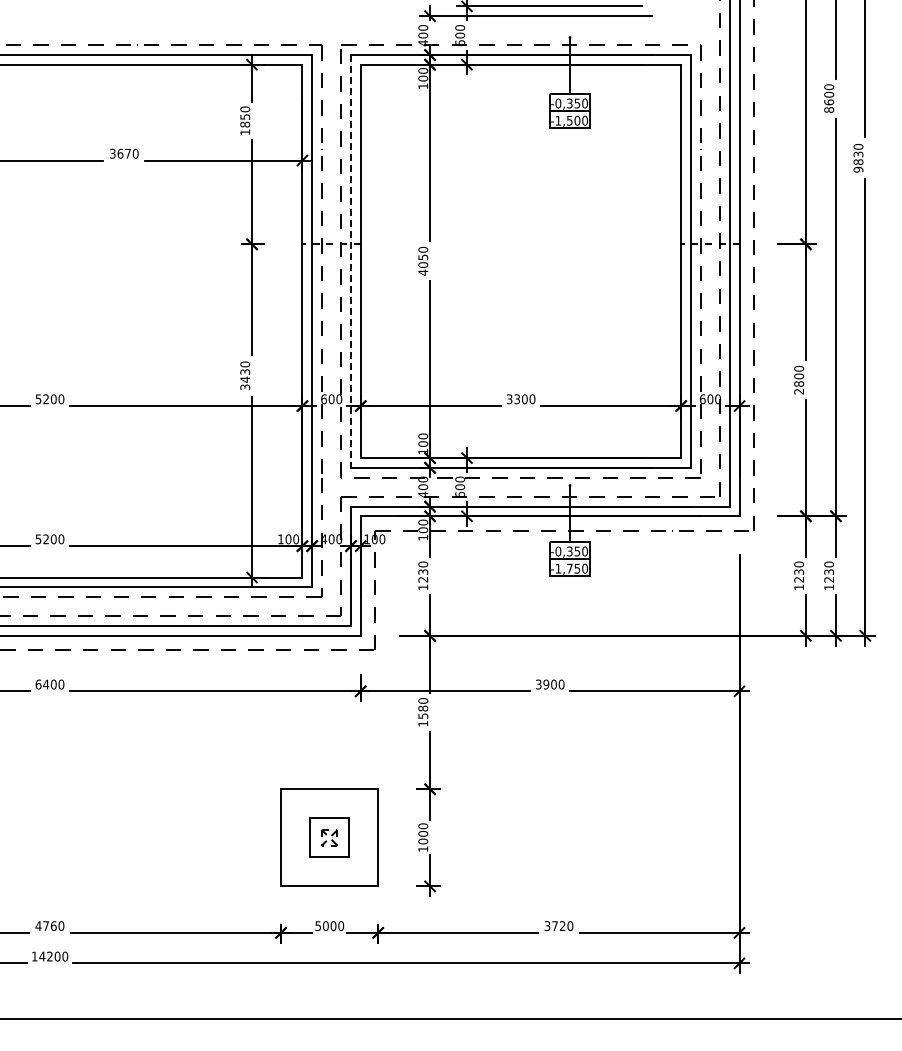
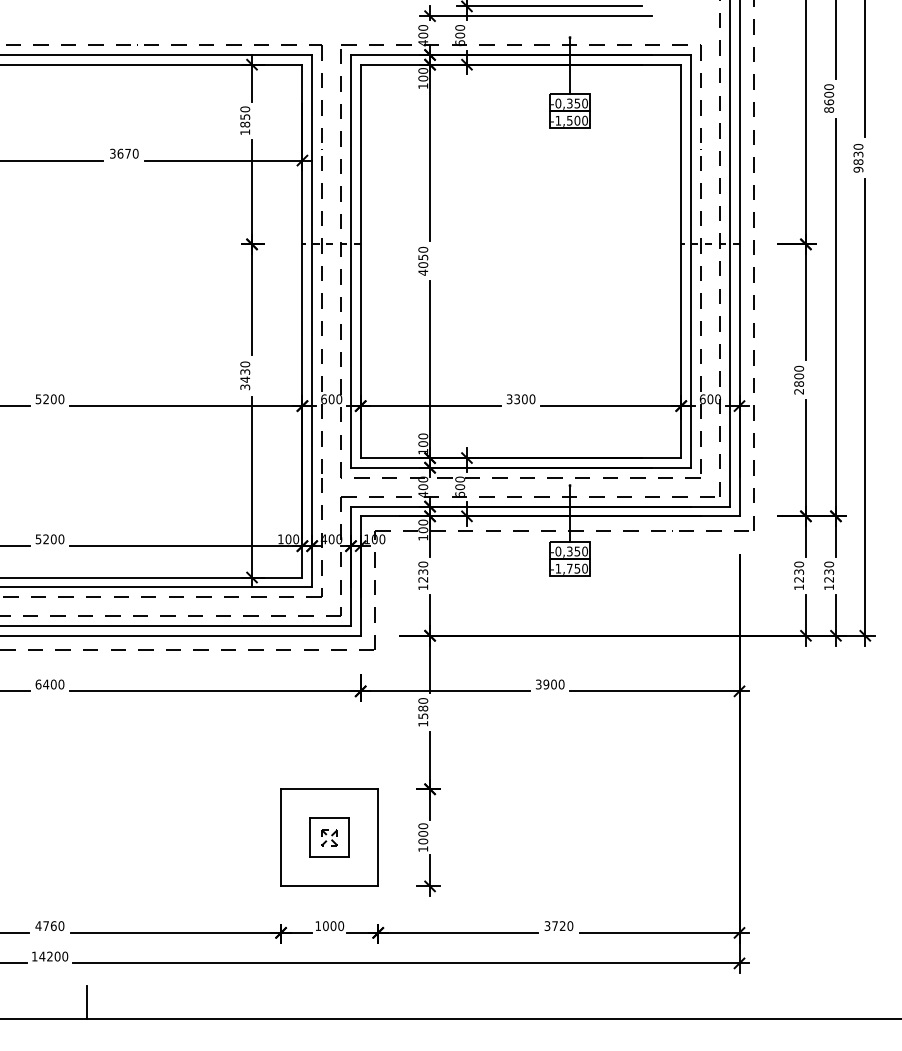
line: dashed -> solid (351, 261)
text: 5000 -> 1000 (317, 926)
line: none -> present (87, 1002)
